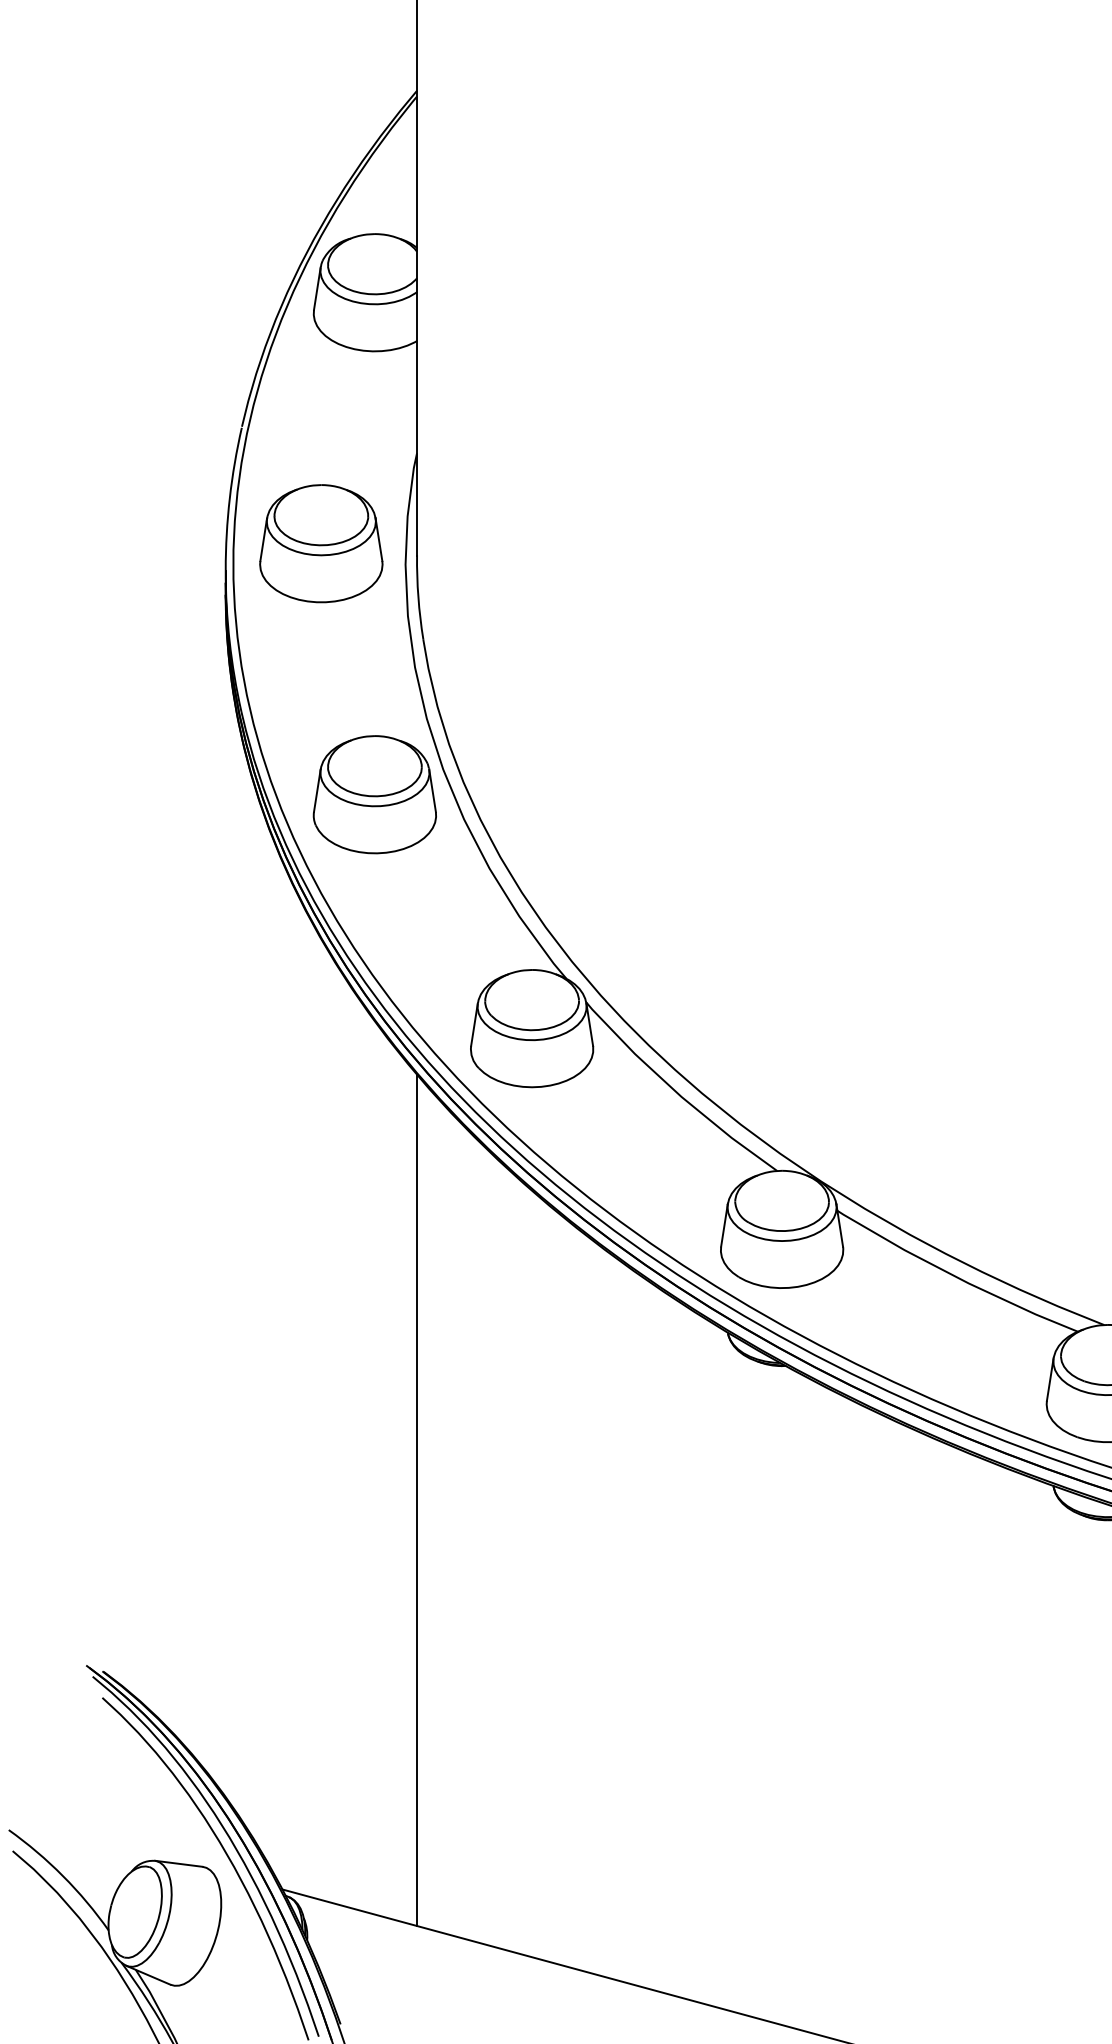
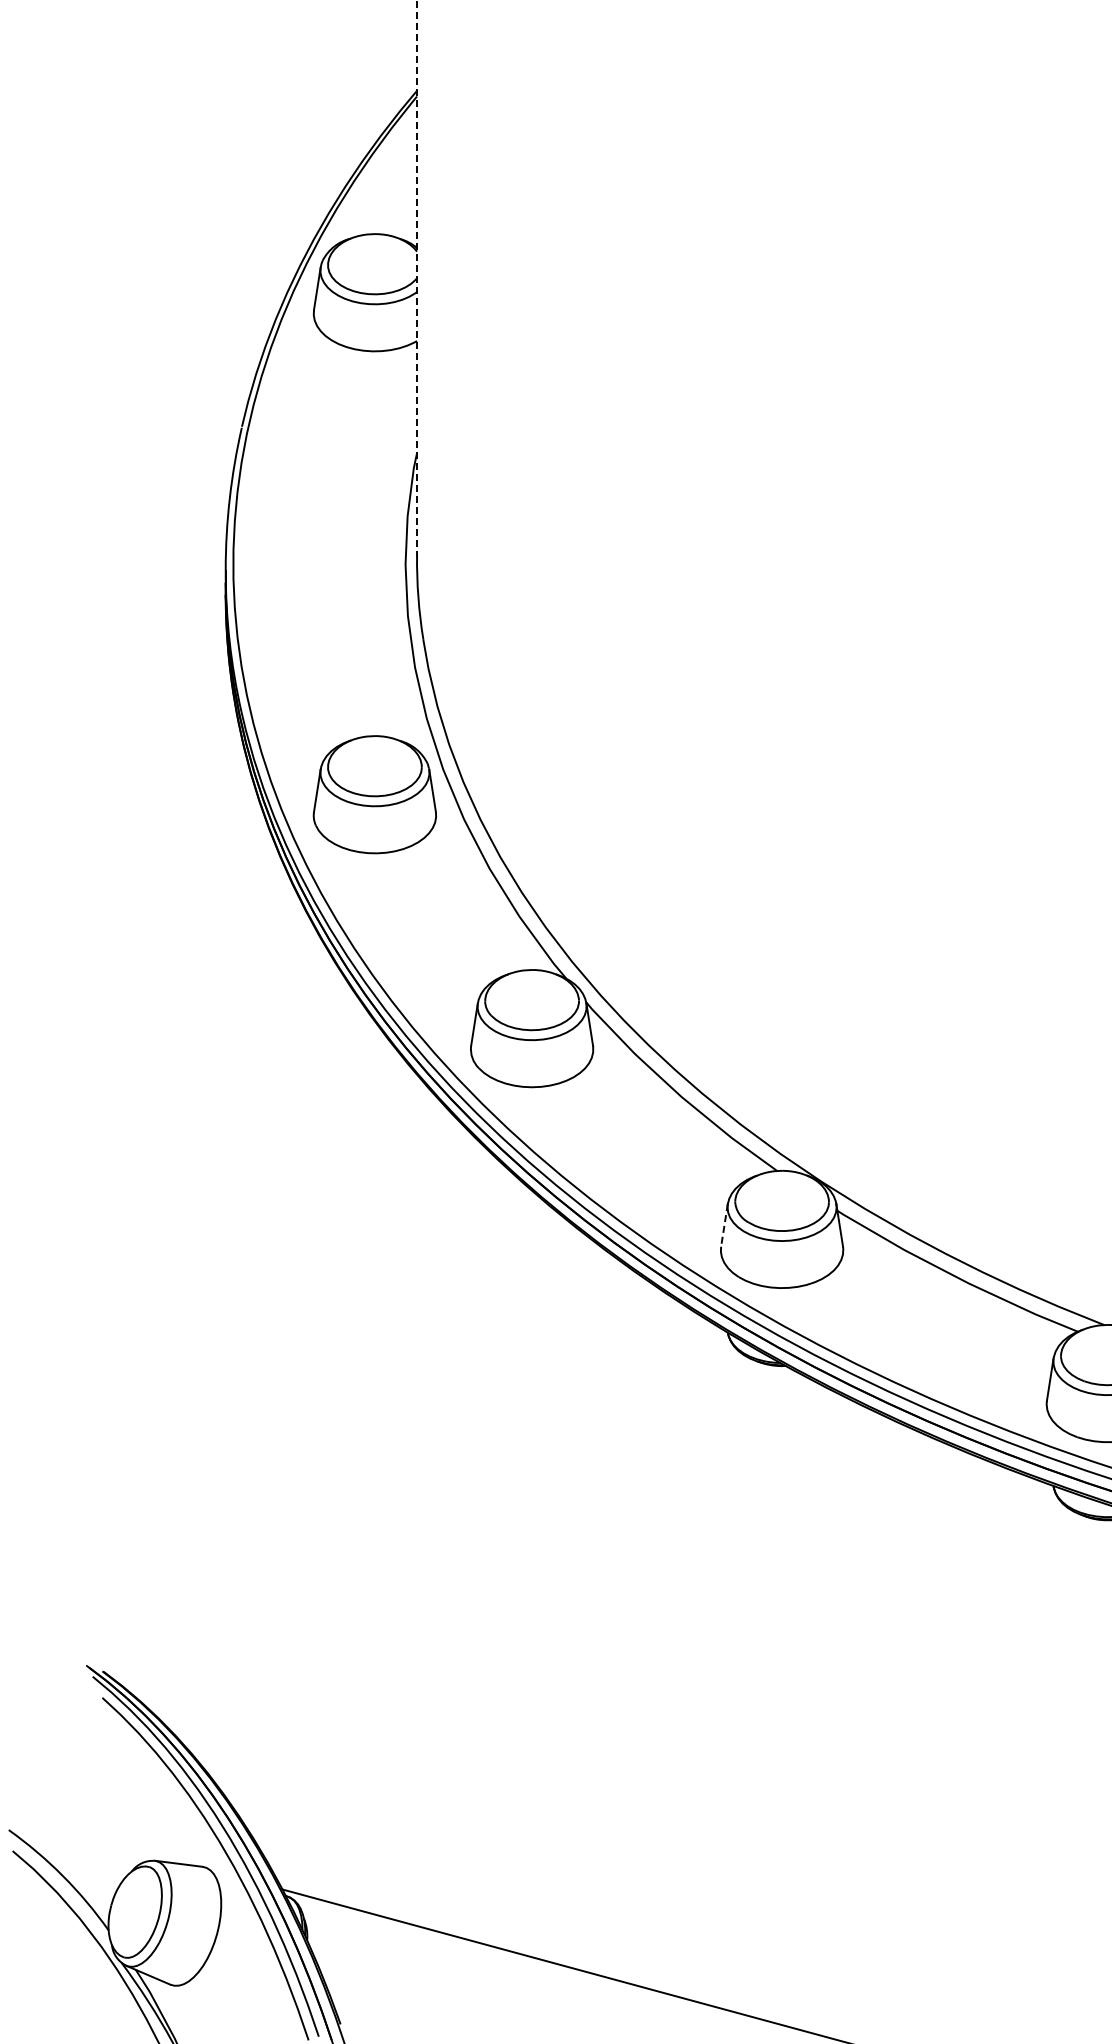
line: solid -> dashed (417, 278)
part: present -> none (321, 543)
line: solid -> dashed (724, 1225)
line: present -> none (417, 1500)
